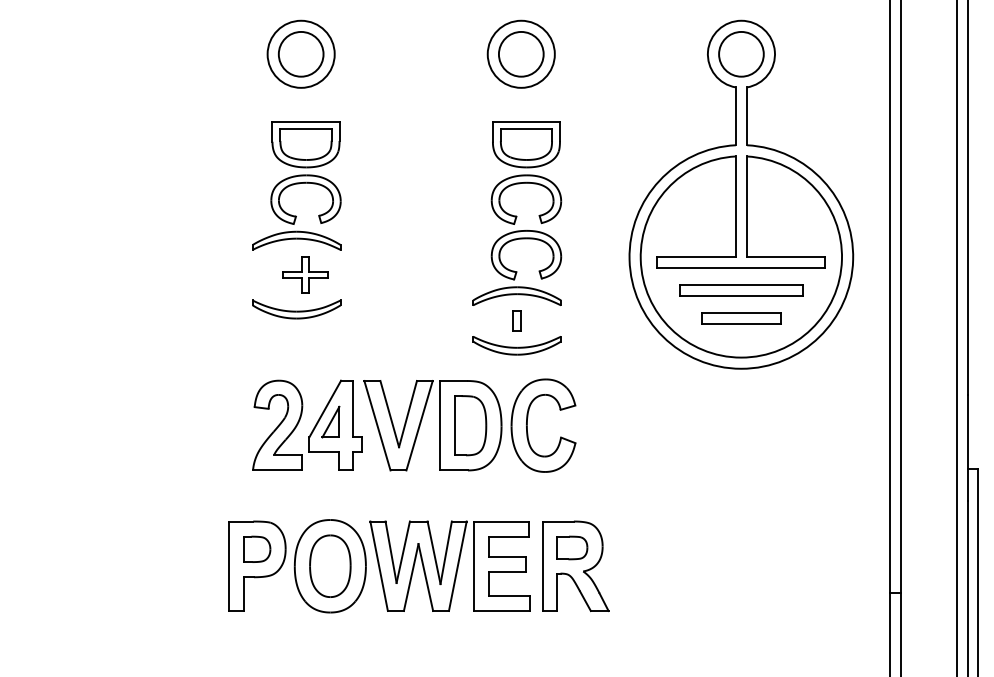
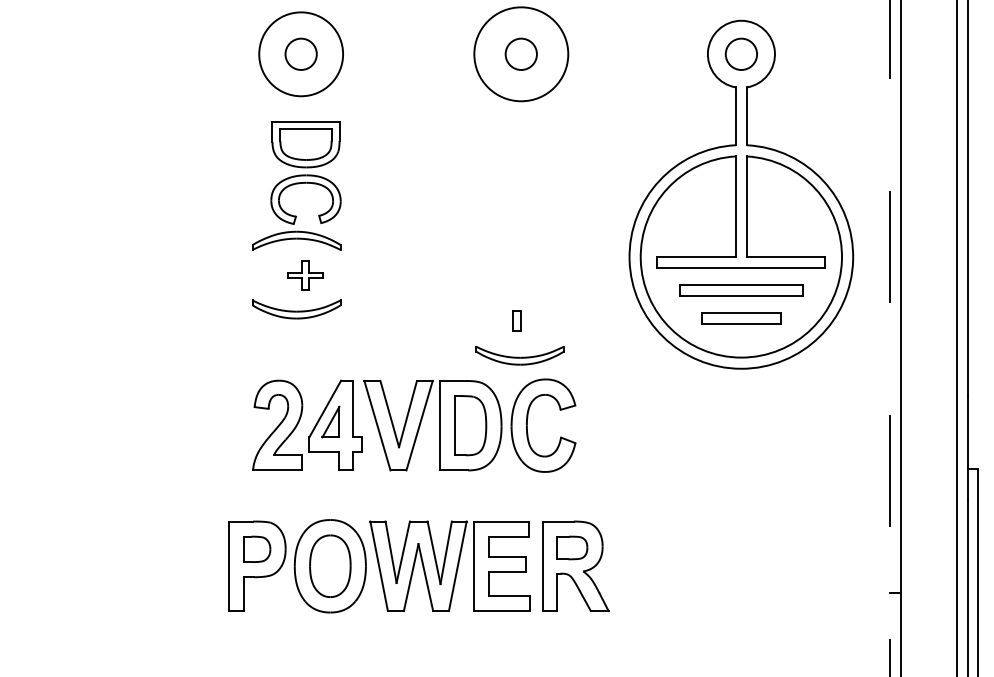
circle diameter: 45 px -> 31 px (300, 53)
circle diameter: 67 px -> 84 px (301, 54)
circle diameter: 45 px -> 31 px (520, 53)
circle diameter: 67 px -> 94 px (521, 54)
circle diameter: 45 px -> 31 px (741, 53)
part: present -> none (517, 213)
part size: 47x38 px -> 37x31 px (305, 275)
line: solid -> dashed (889, 338)
part position: (516, 345) -> (519, 355) (519, 355)
